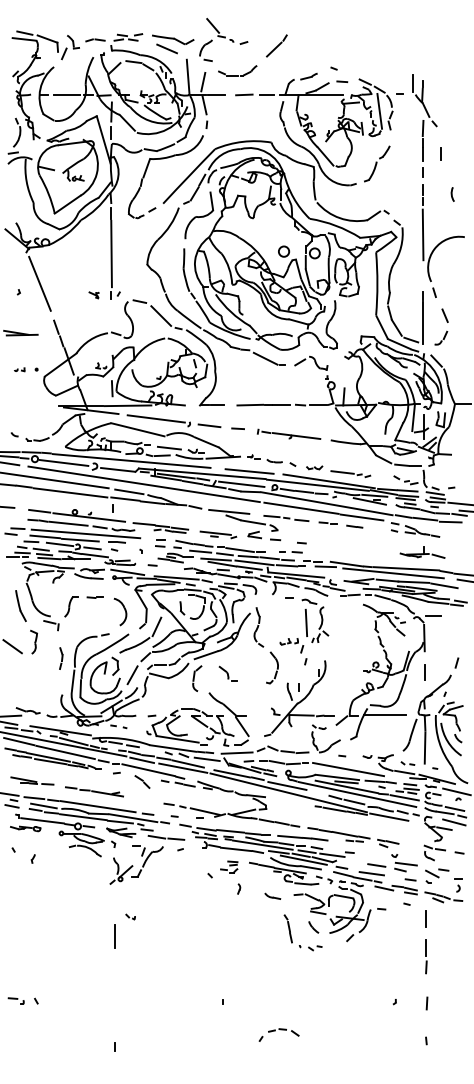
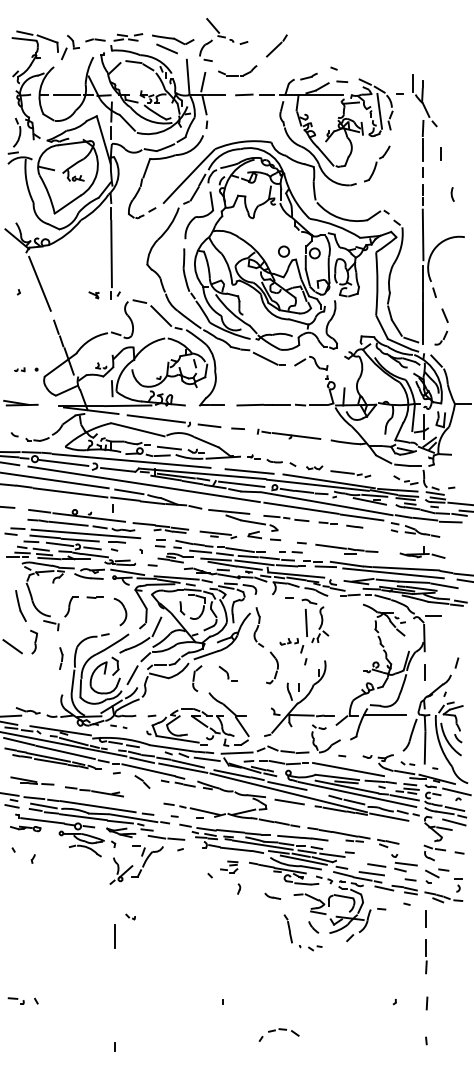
line: none -> present (423, 278)
part position: (20, 332) -> (20, 402) (20, 402)
part: none -> present (346, 548)
line: none -> present (289, 801)
